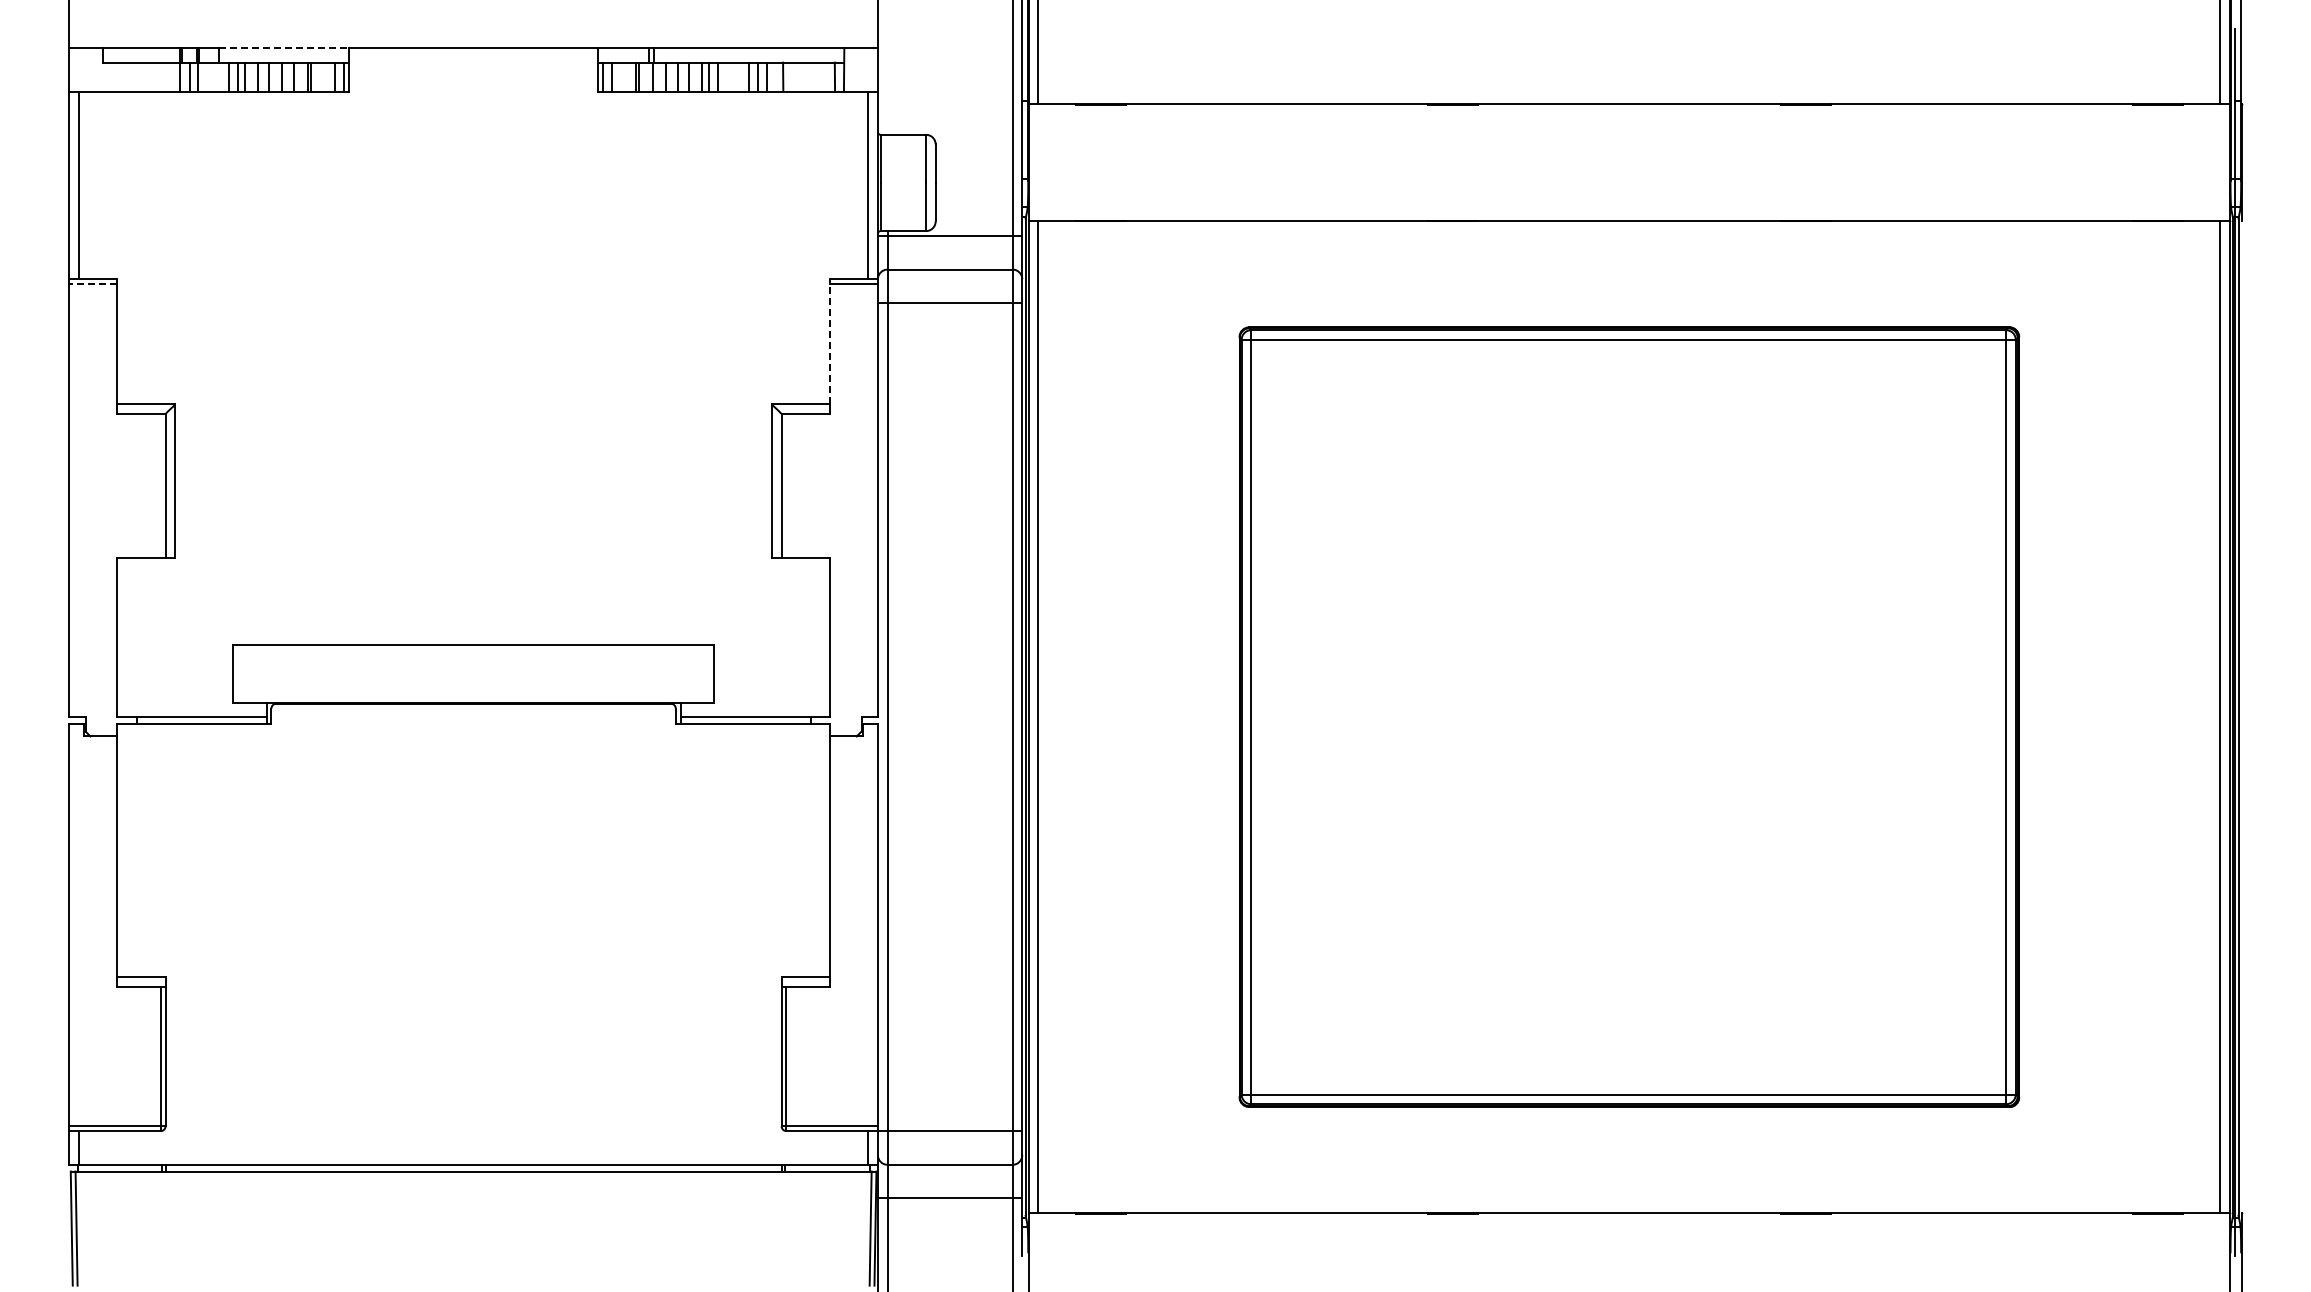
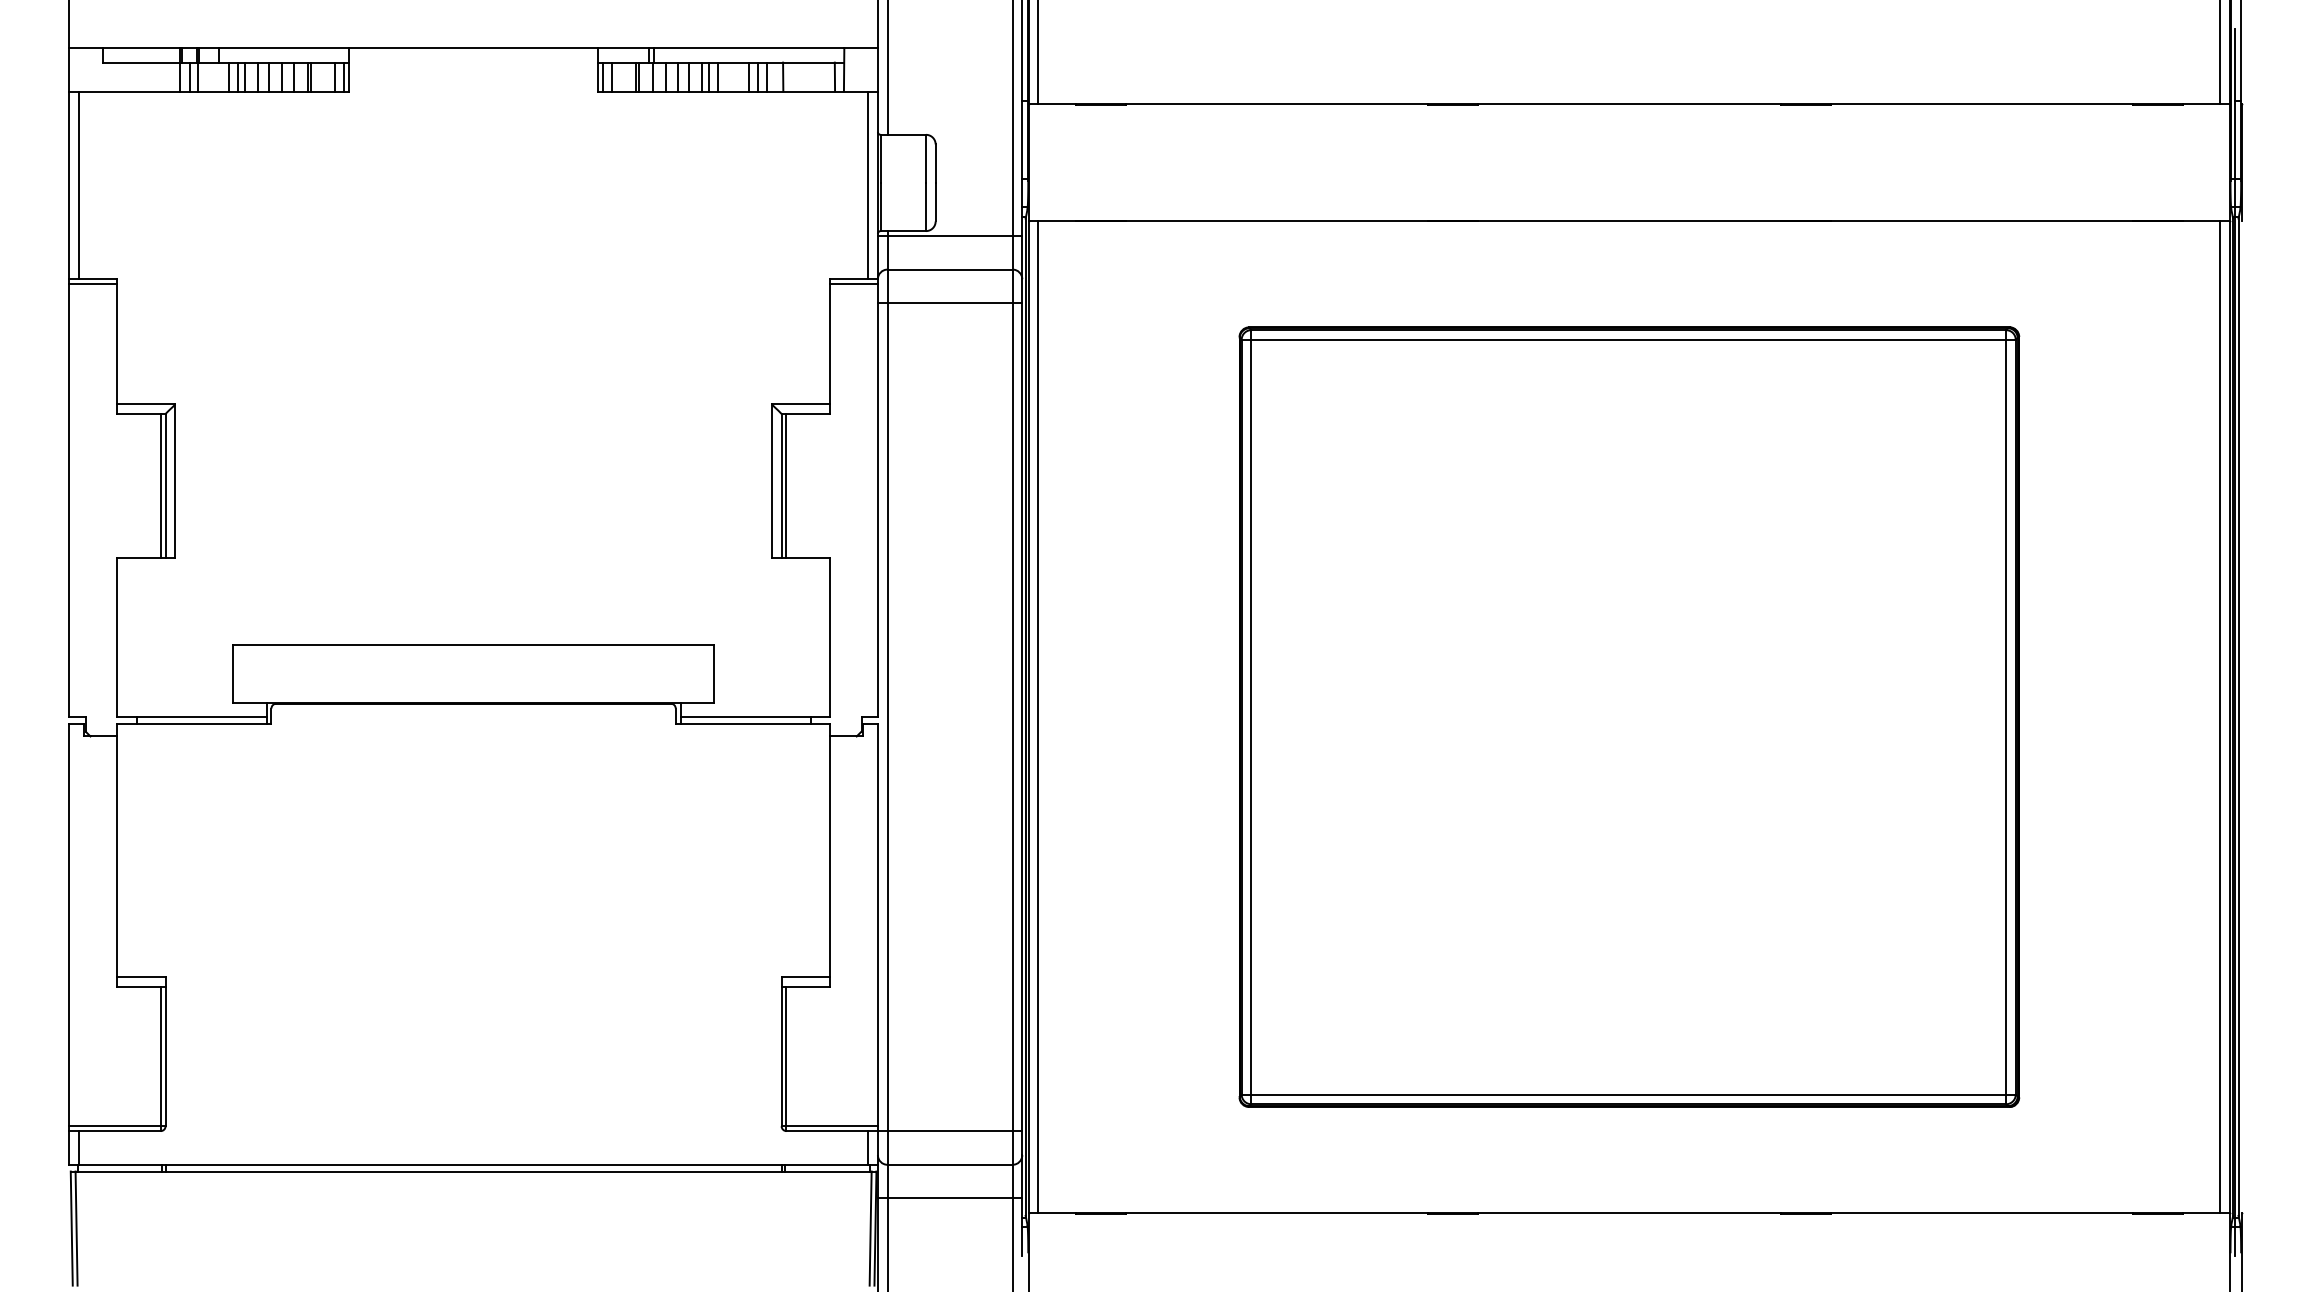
line: dashed -> solid (284, 48)
line: none -> present (887, 68)
line: dashed -> solid (92, 284)
line: dashed -> solid (829, 341)
line: none -> present (160, 485)
line: none -> present (786, 485)
